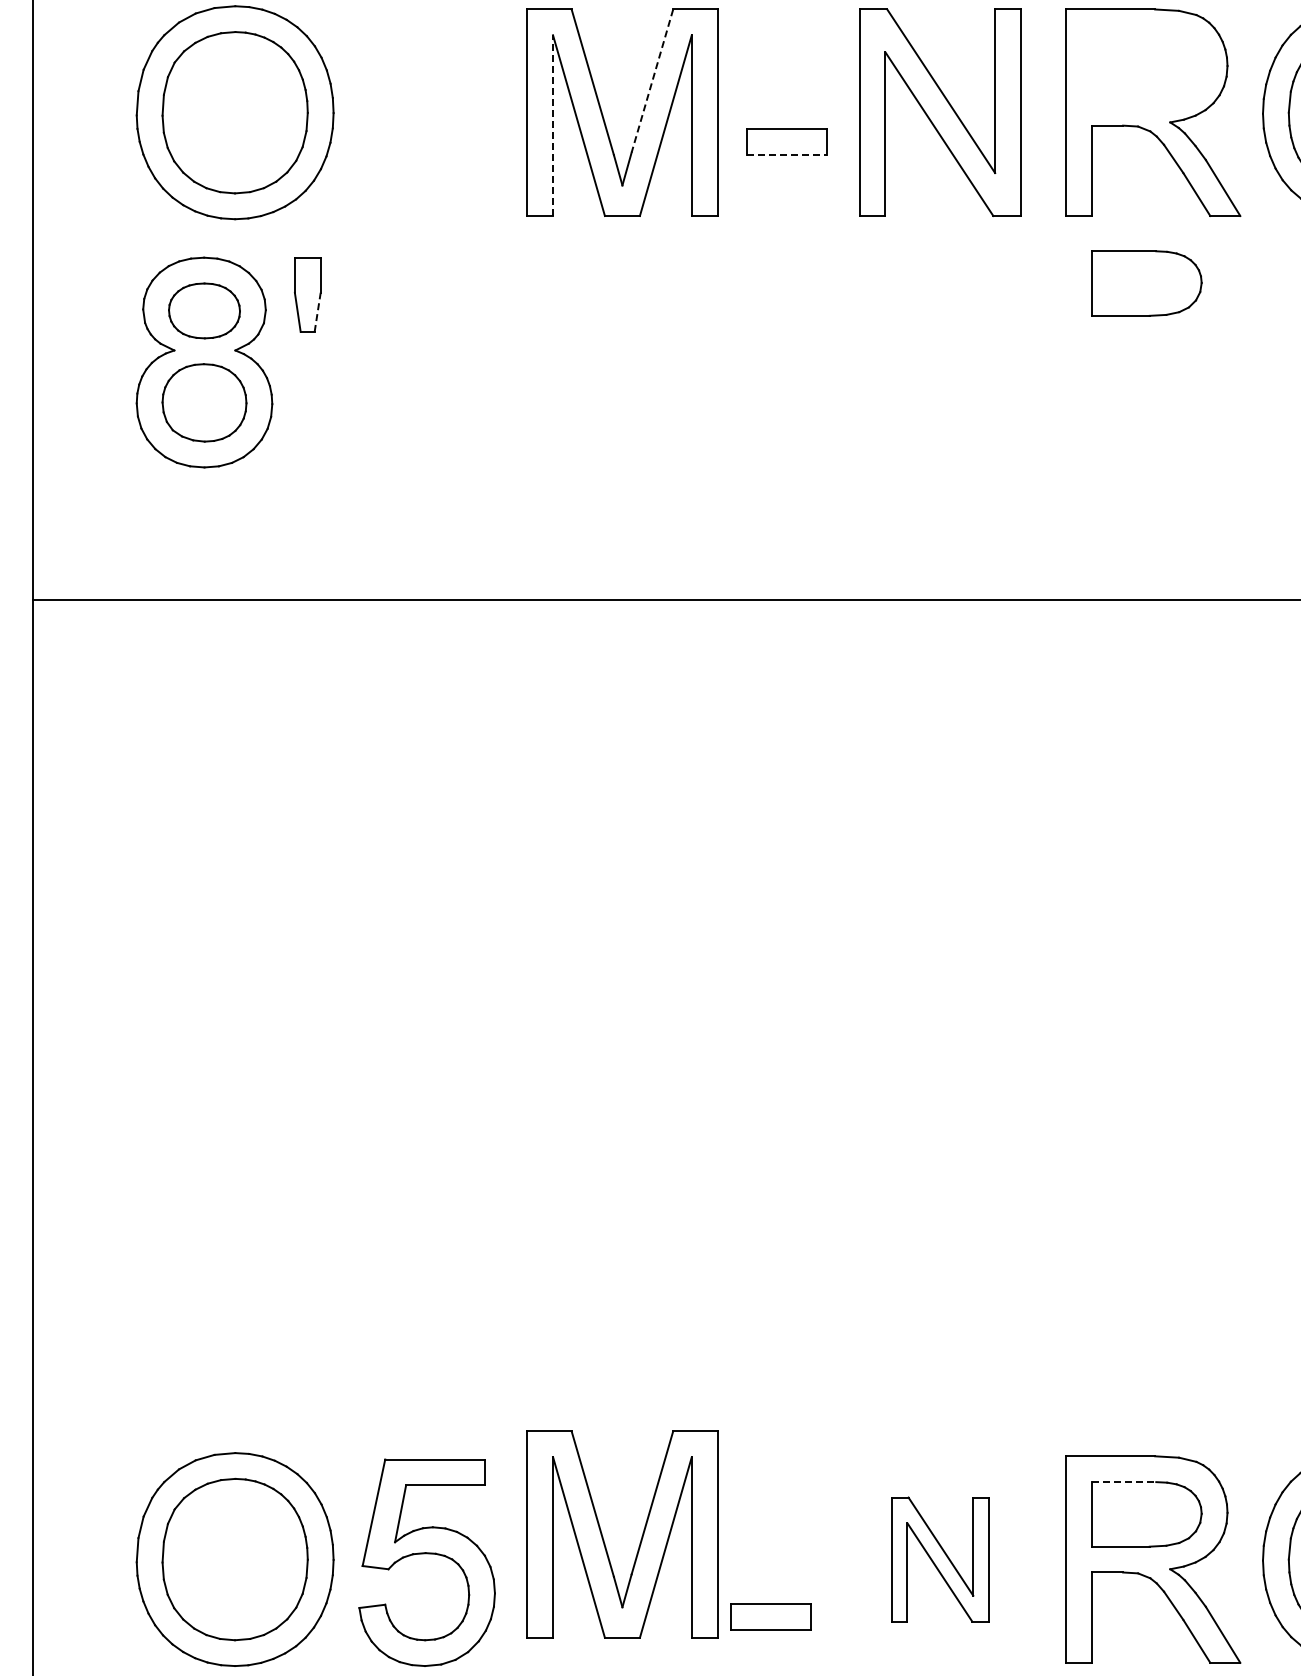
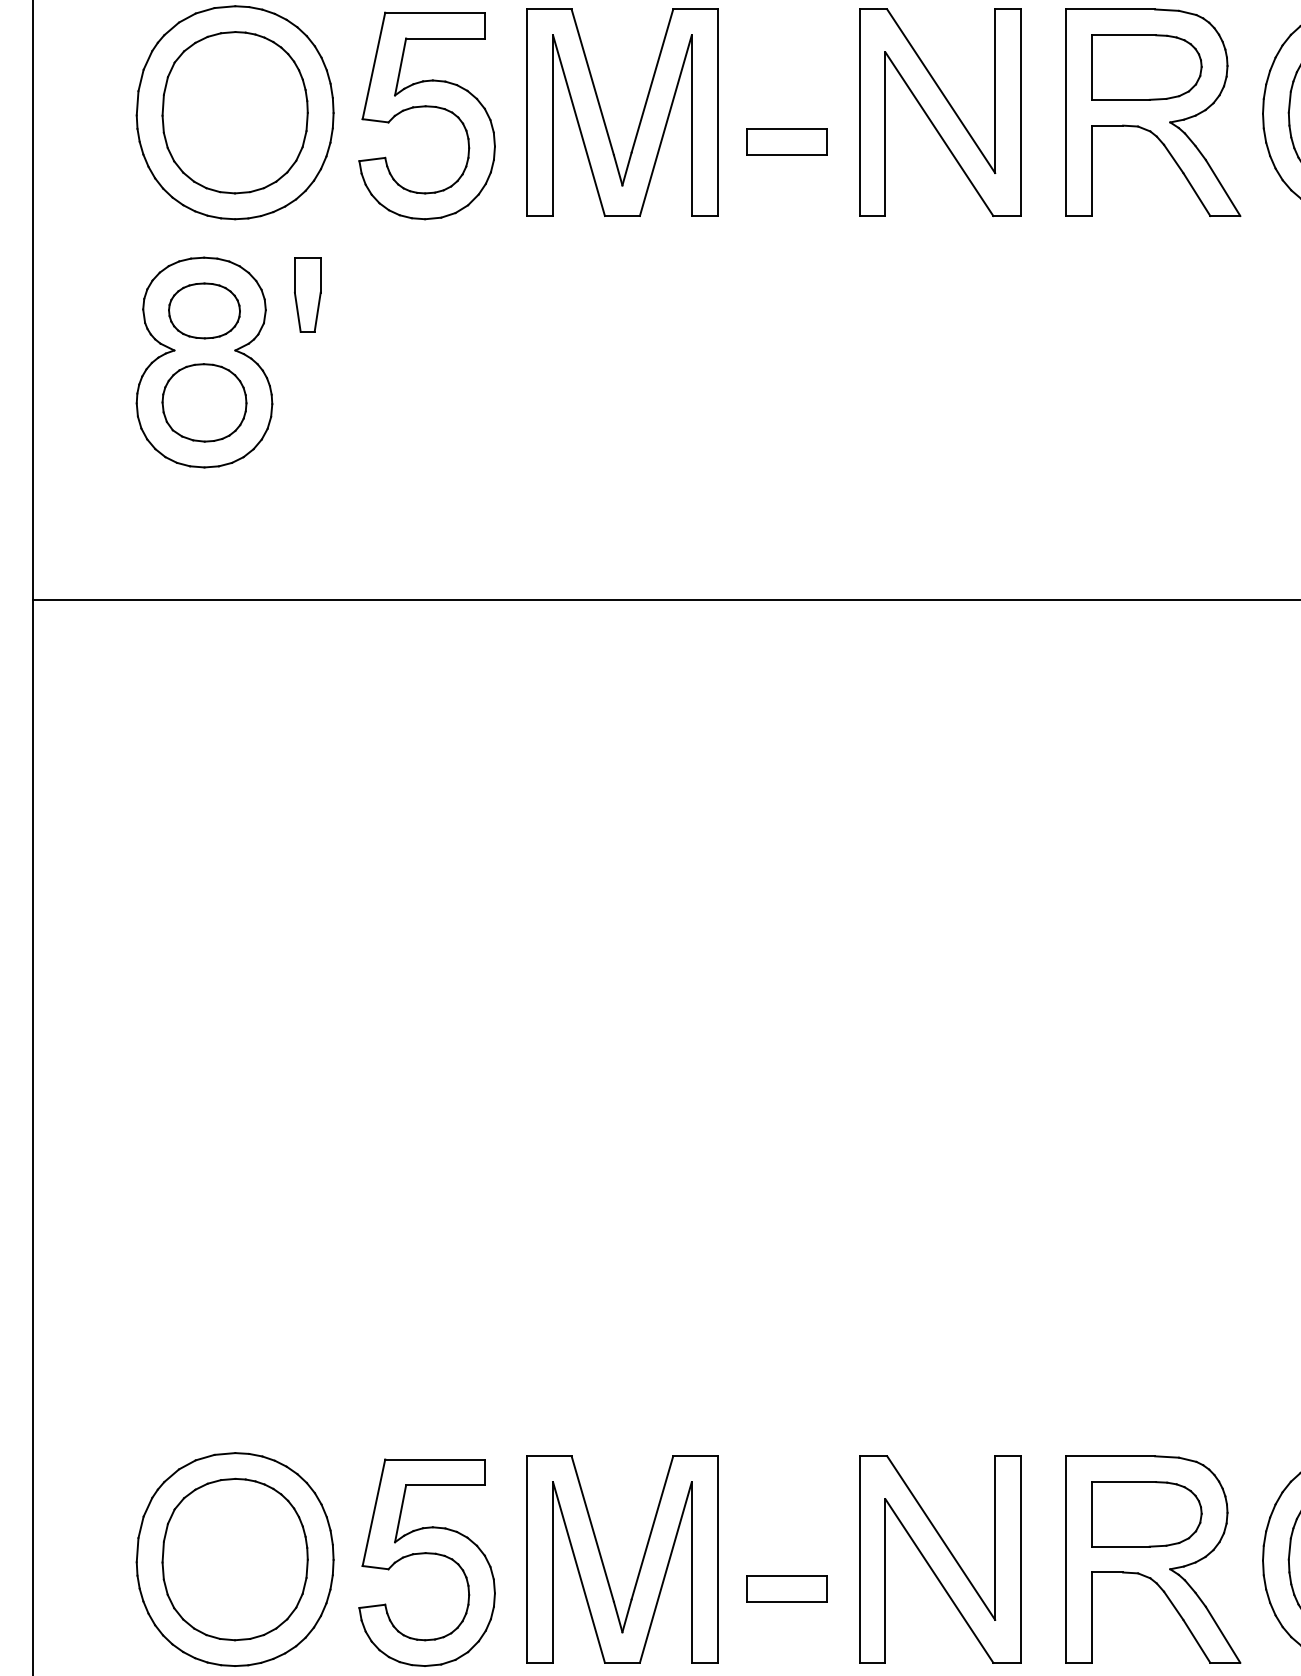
line: dashed -> solid (652, 81)
part: none -> present (426, 107)
line: dashed -> solid (553, 125)
line: dashed -> solid (787, 154)
part position: (1146, 283) -> (1146, 67) (1146, 67)
line: dashed -> solid (317, 312)
line: dashed -> solid (1124, 1482)
part position: (640, 1539) -> (640, 1564) (640, 1564)
part size: 99x127 px -> 163x209 px (940, 1559)
part position: (770, 1616) -> (786, 1588) (786, 1588)
